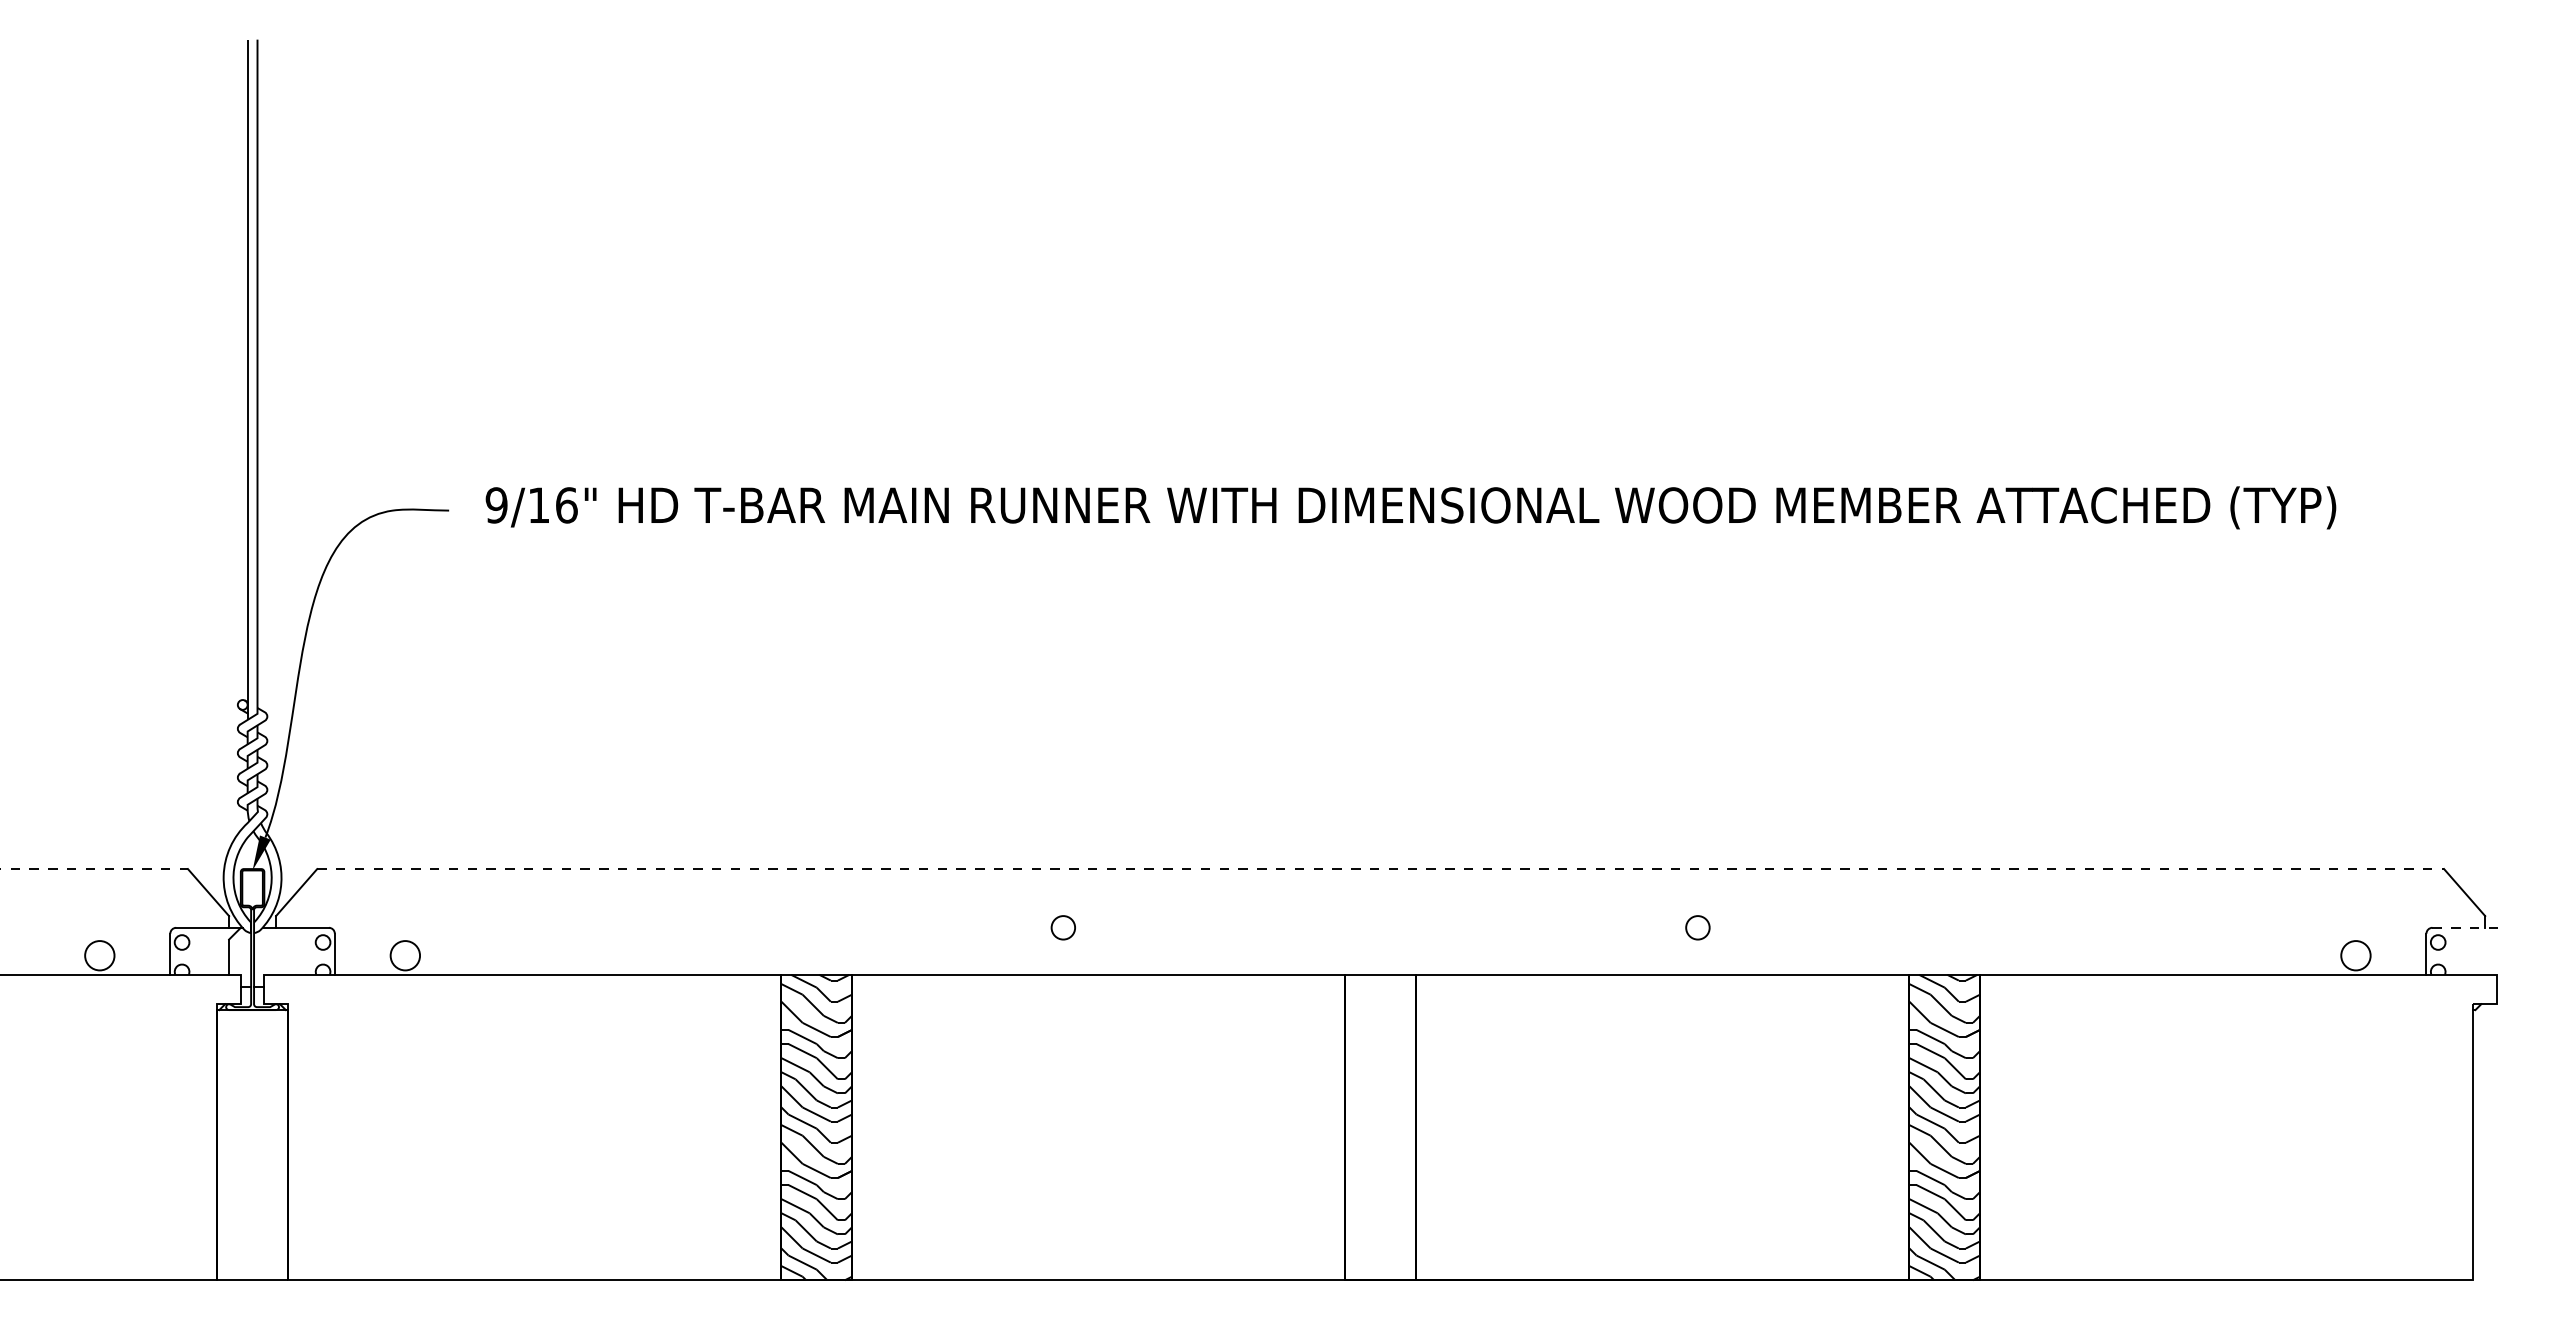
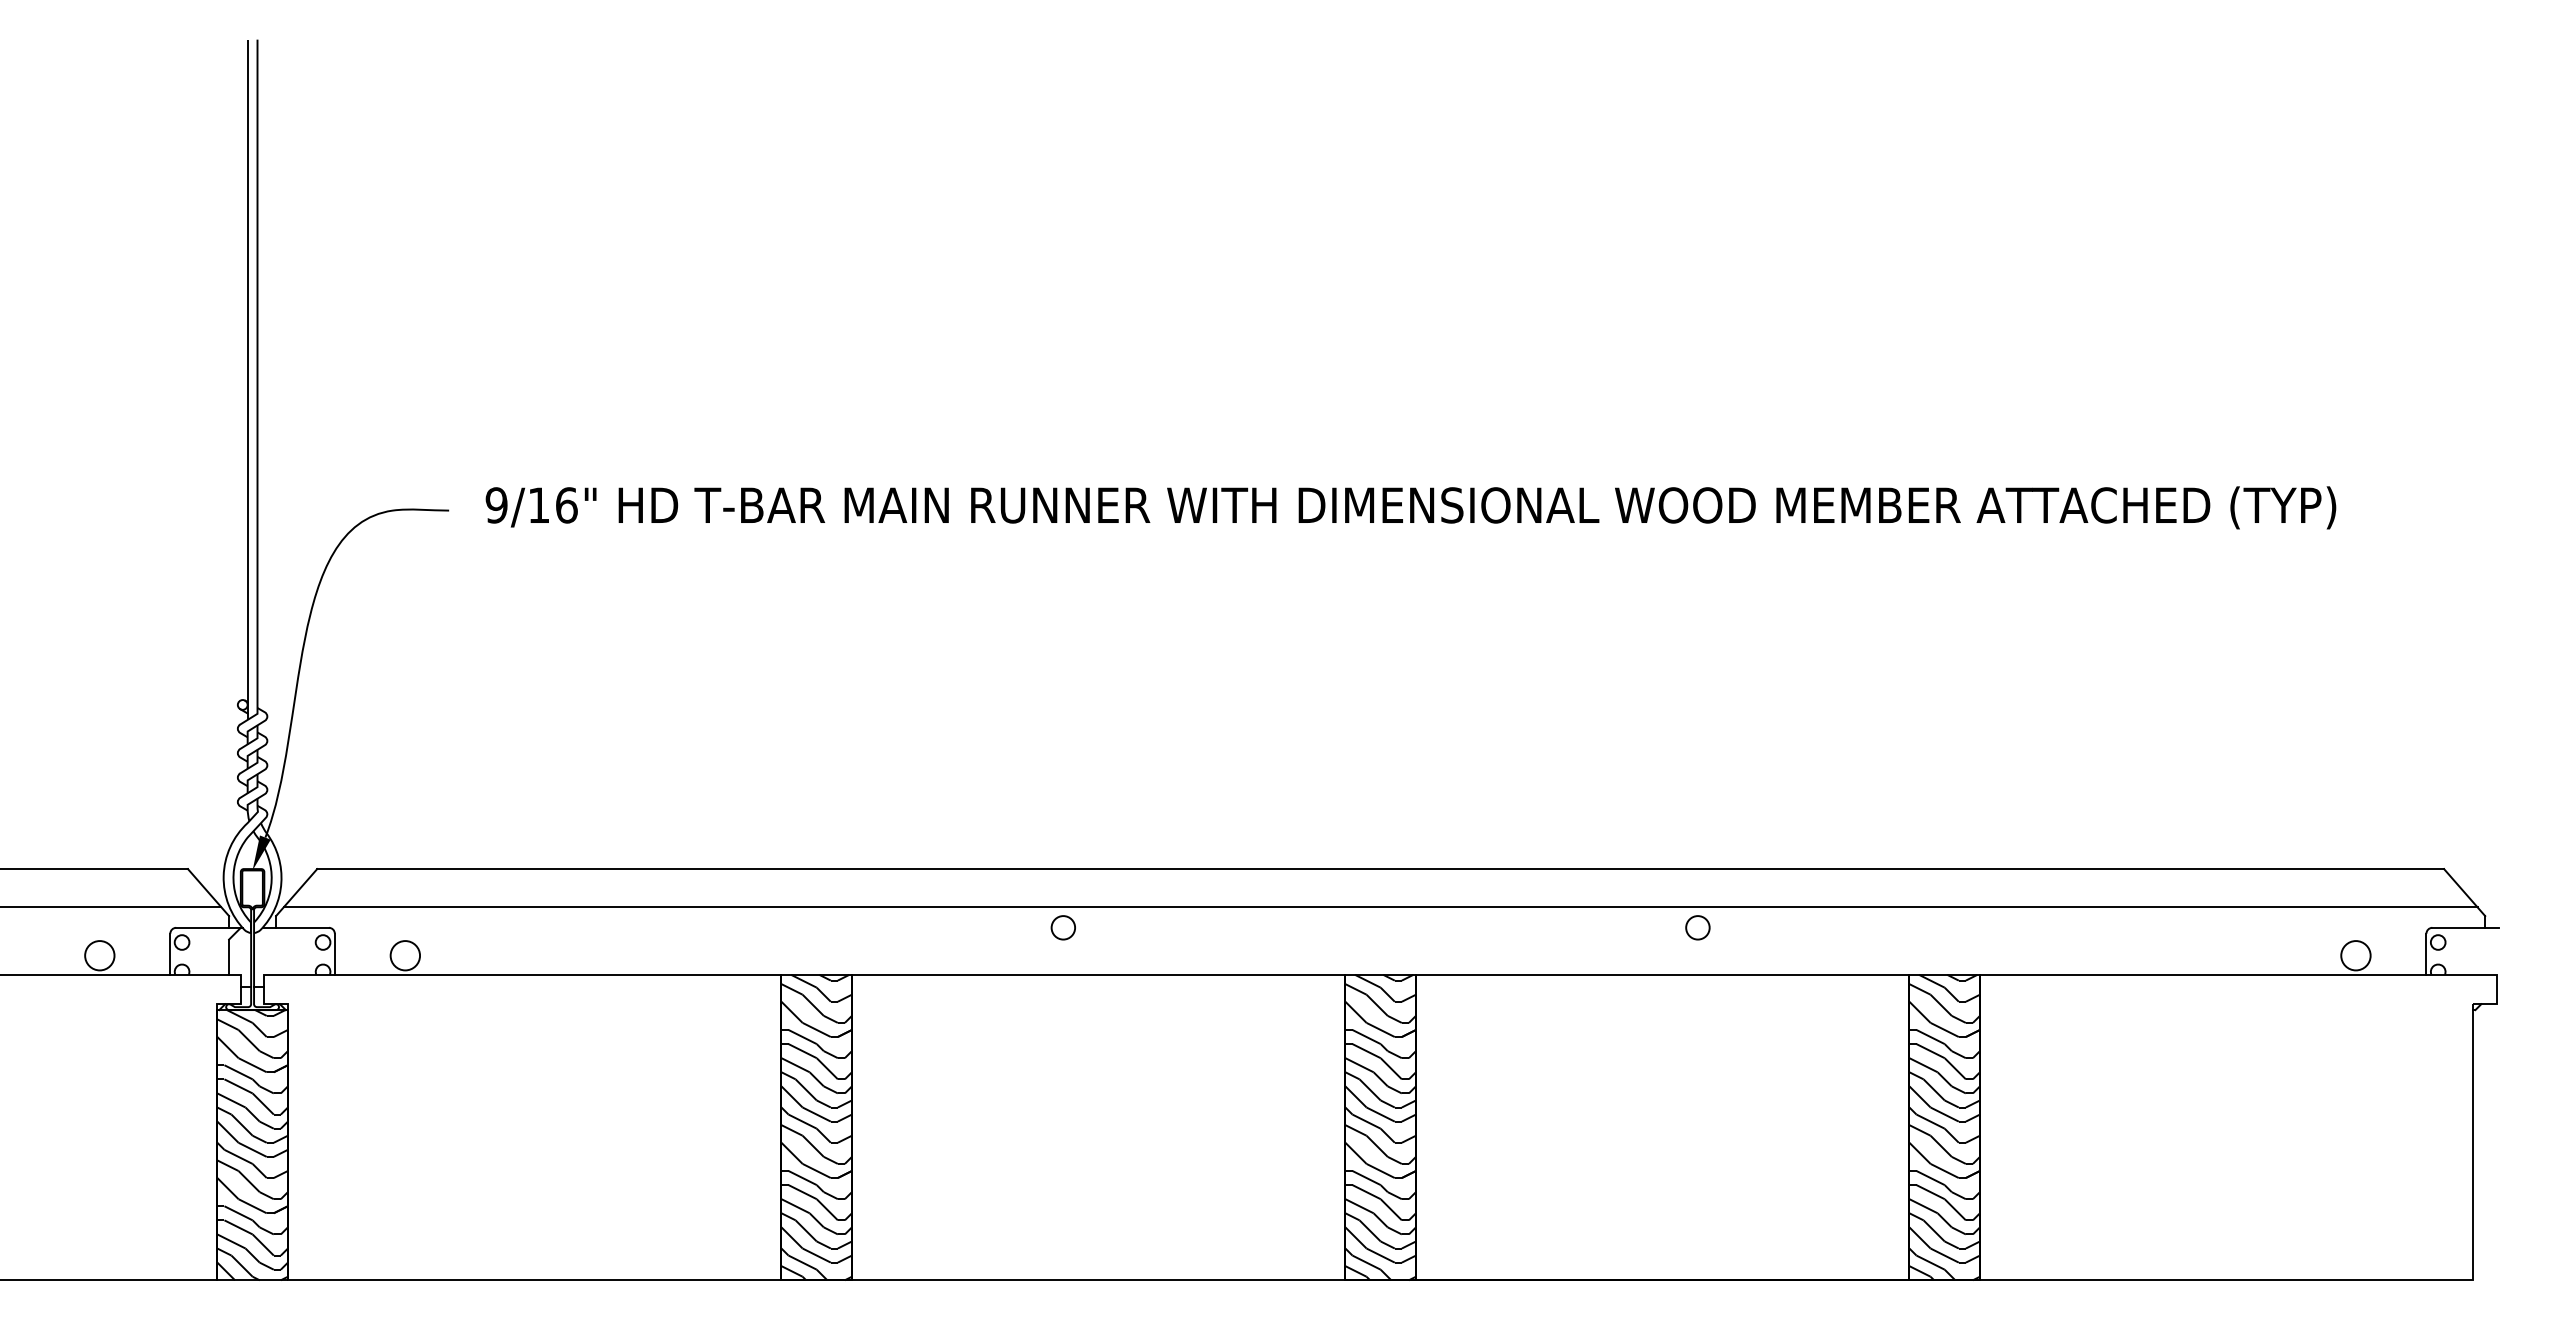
line: dashed -> solid (93, 869)
line: dashed -> solid (1381, 869)
line: none -> present (111, 907)
line: none -> present (1380, 907)
line: dashed -> solid (2466, 927)
hatch: none -> present (1380, 1127)
hatch: none -> present (252, 1145)
